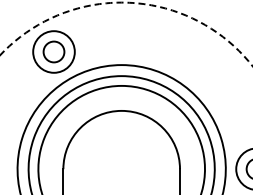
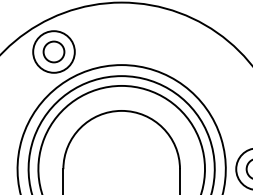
arc: dashed -> solid (129, 2)
